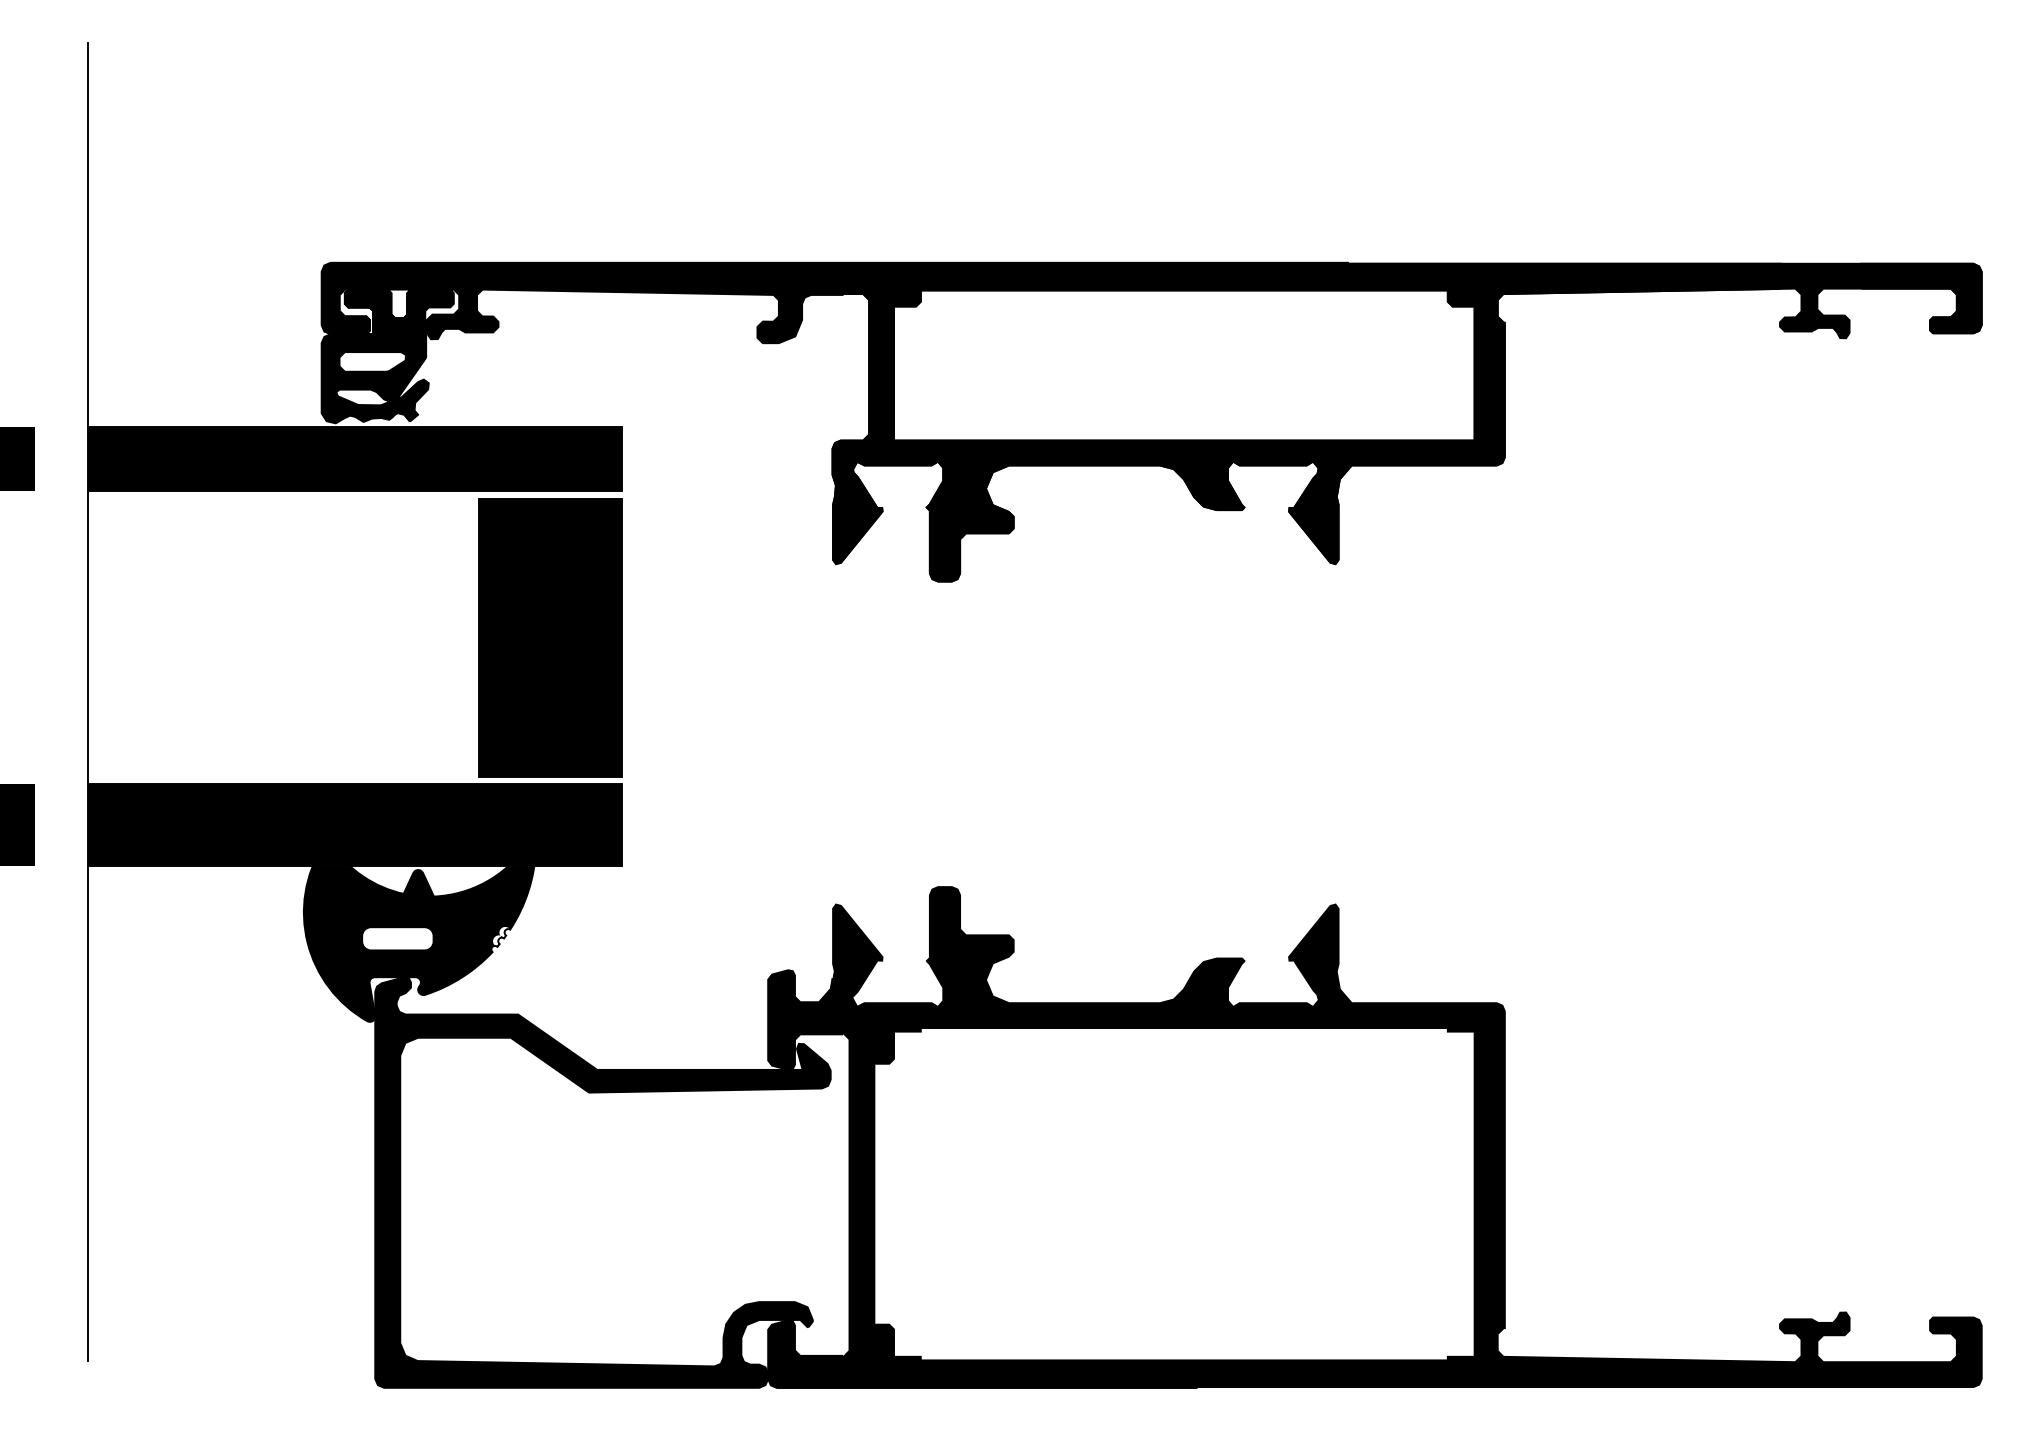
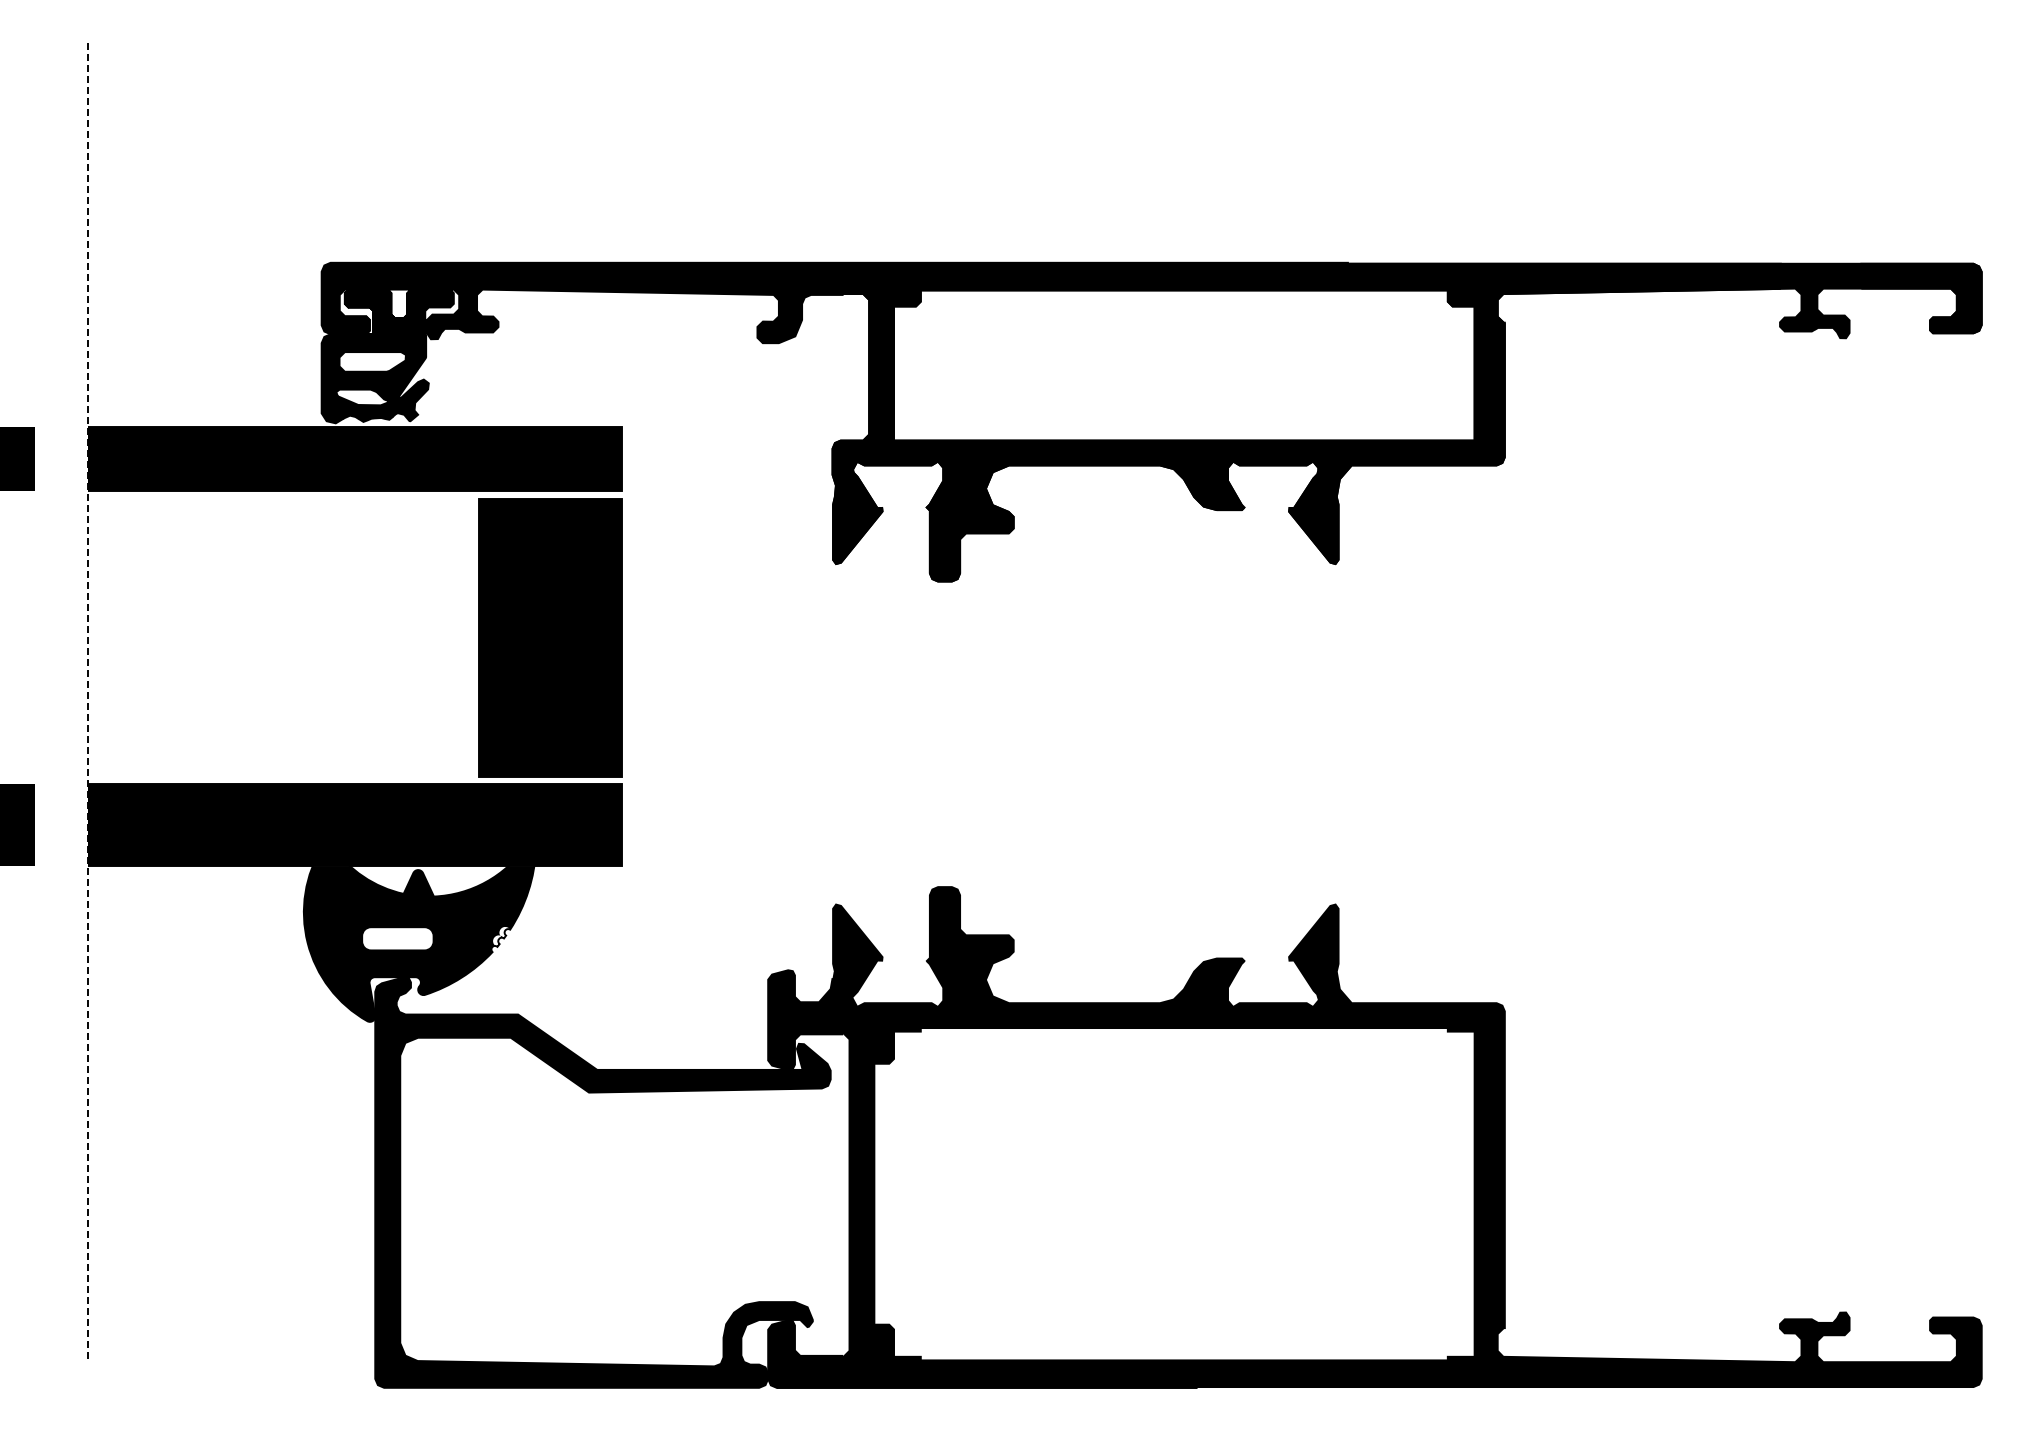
line: solid -> dashed (87, 702)
